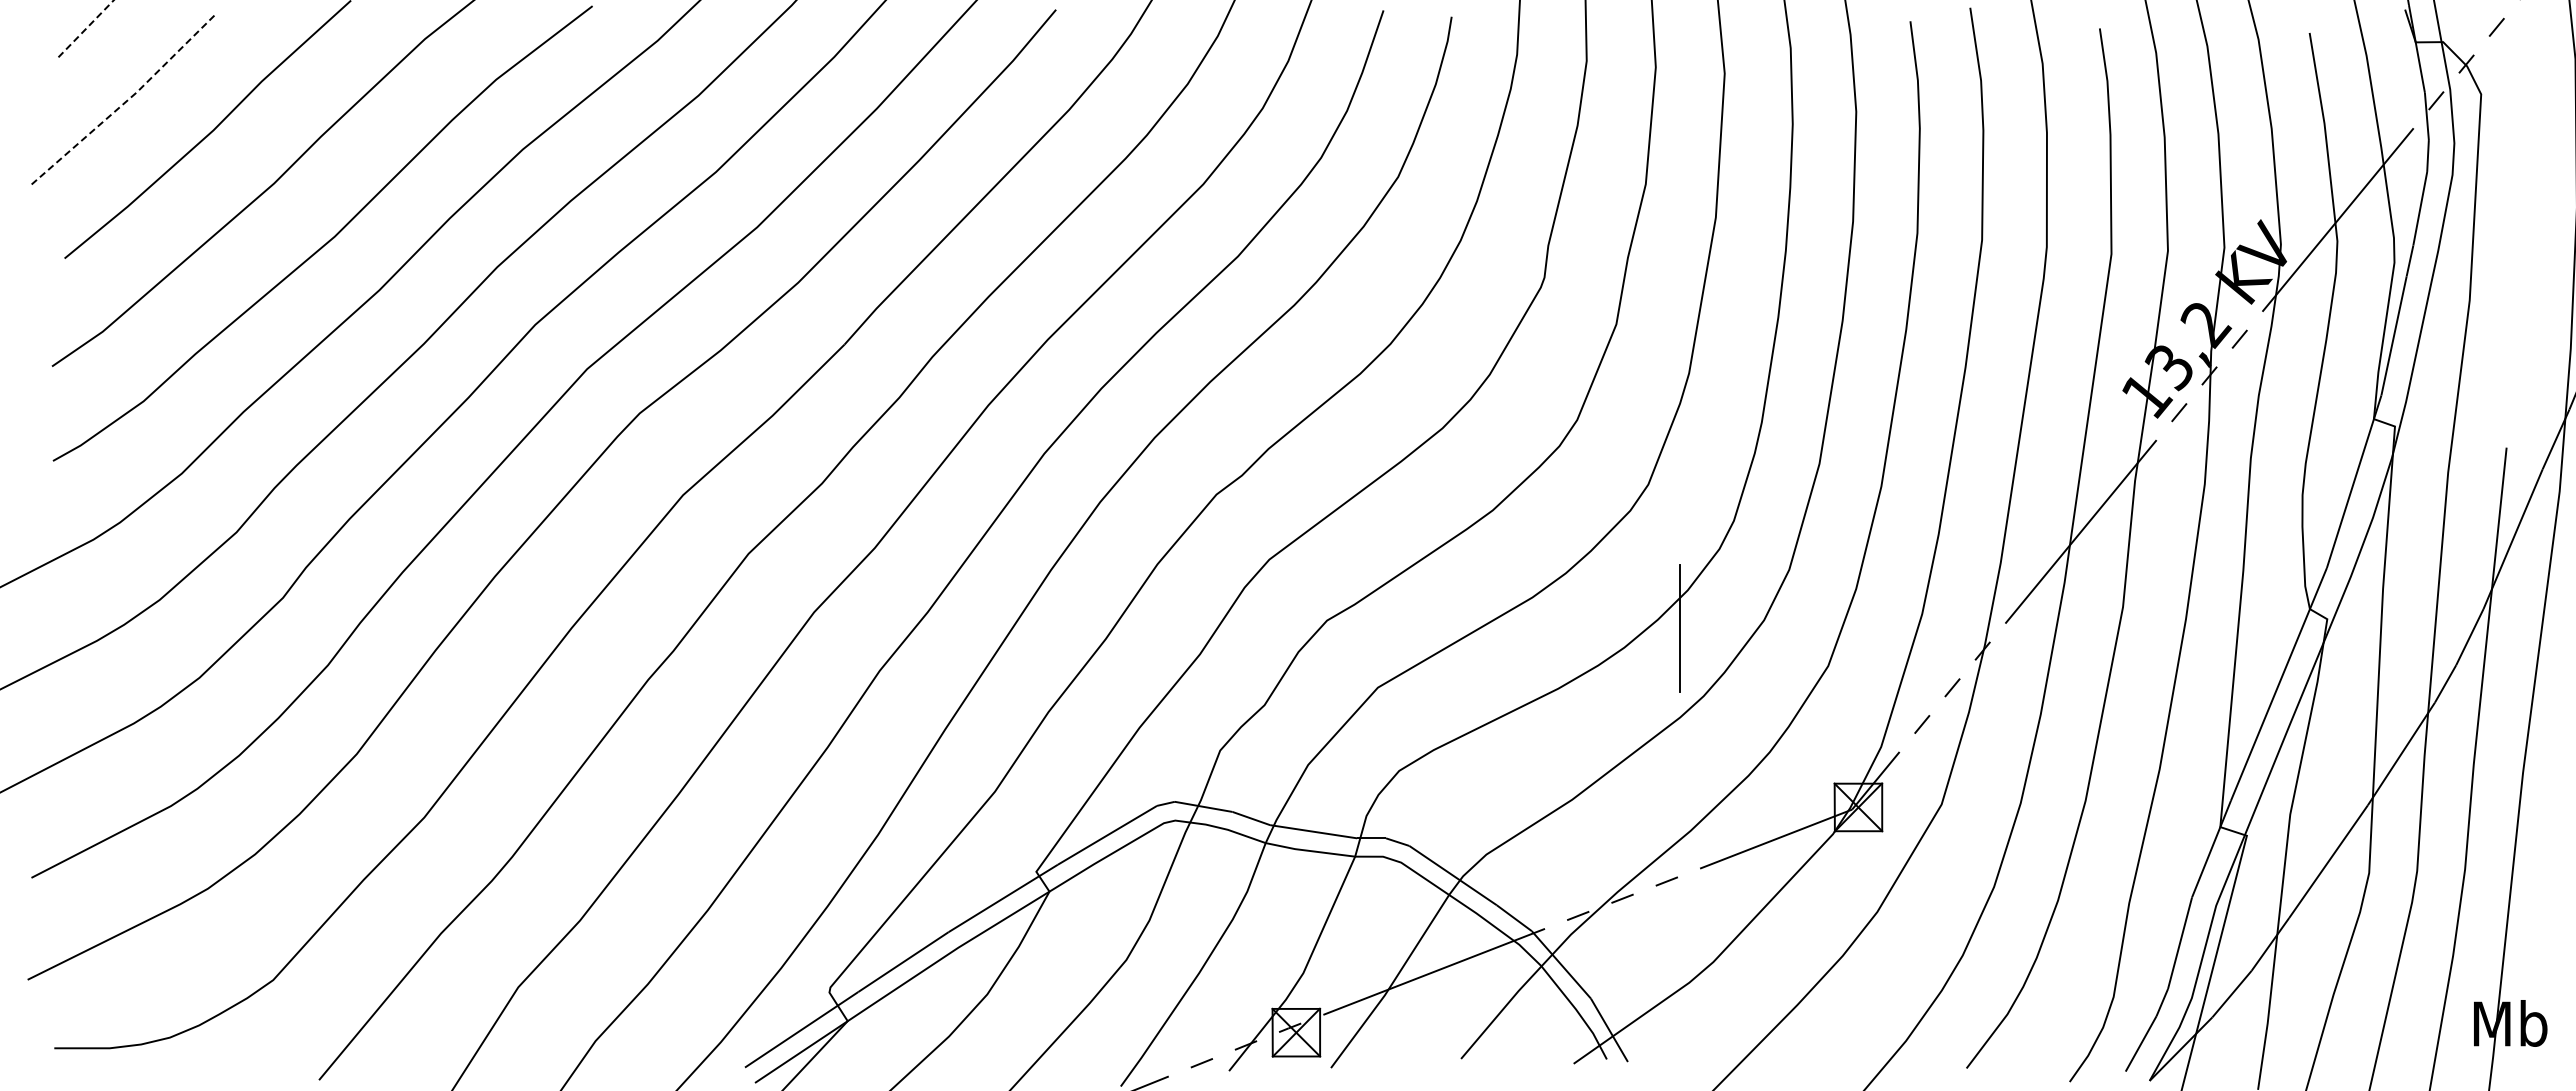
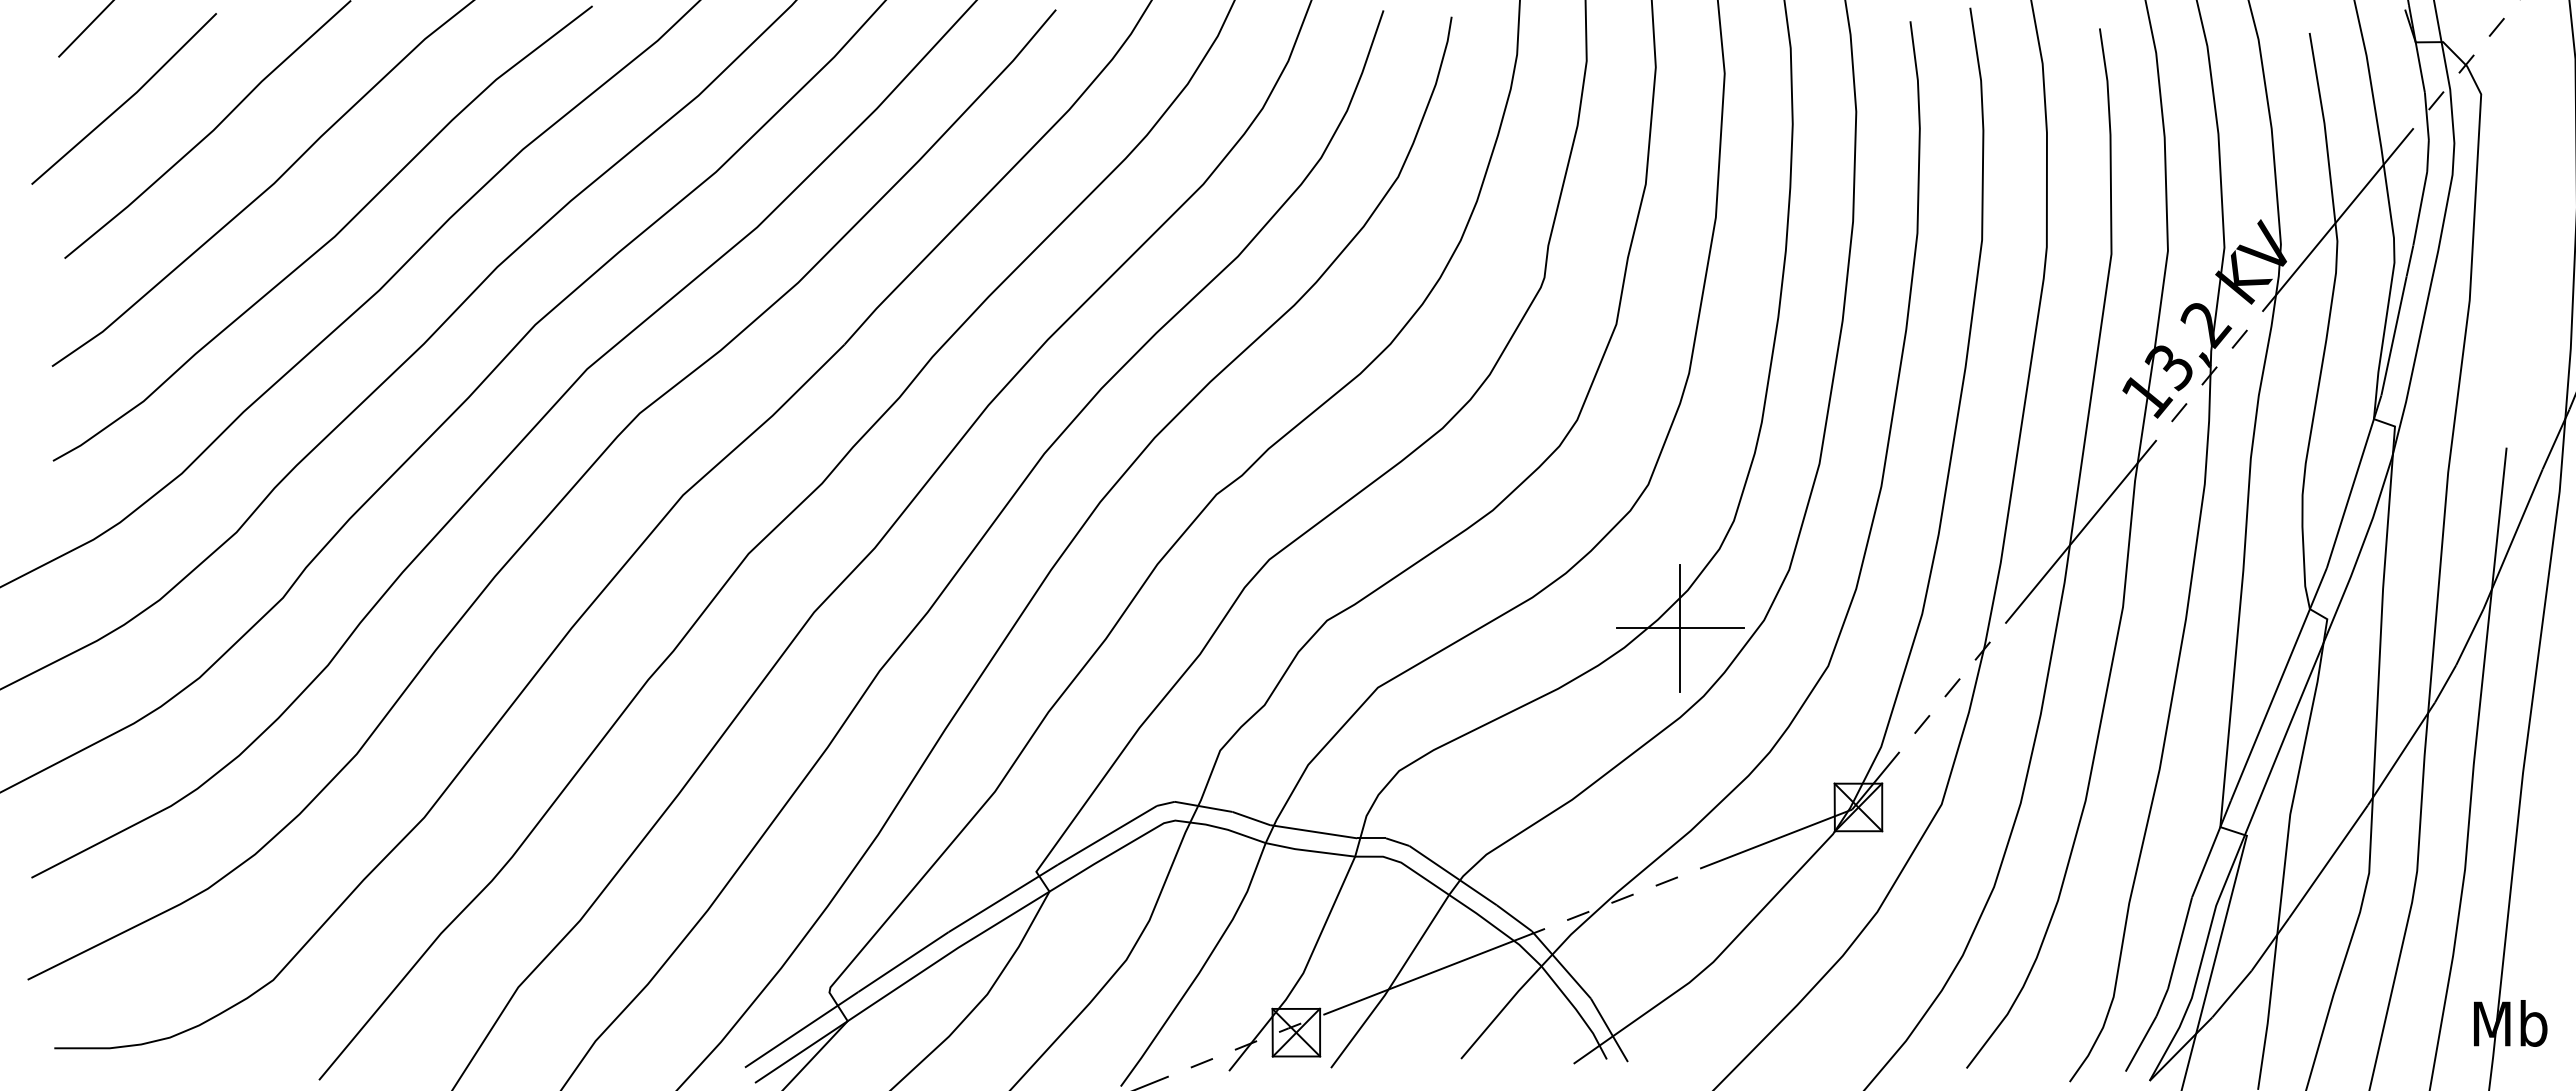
line: dashed -> solid (86, 28)
line: dashed -> solid (127, 100)
line: none -> present (1680, 628)
